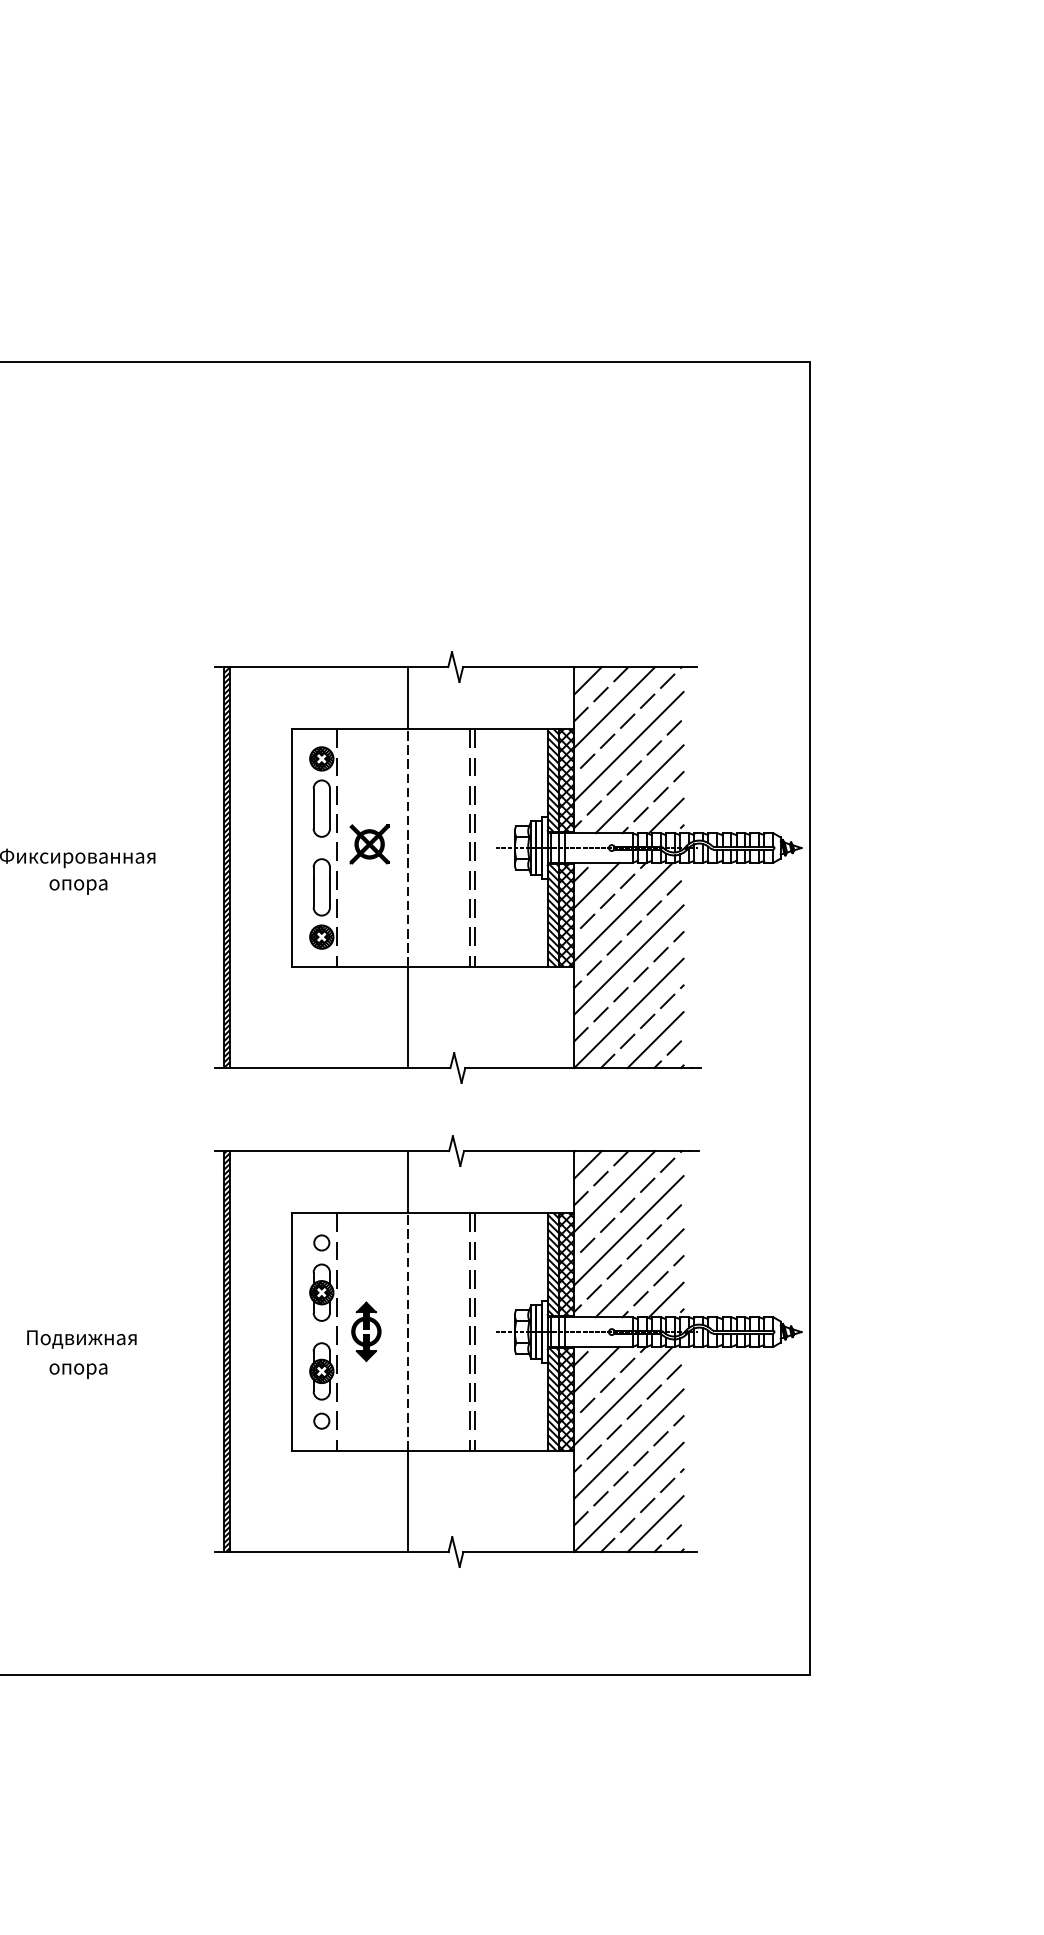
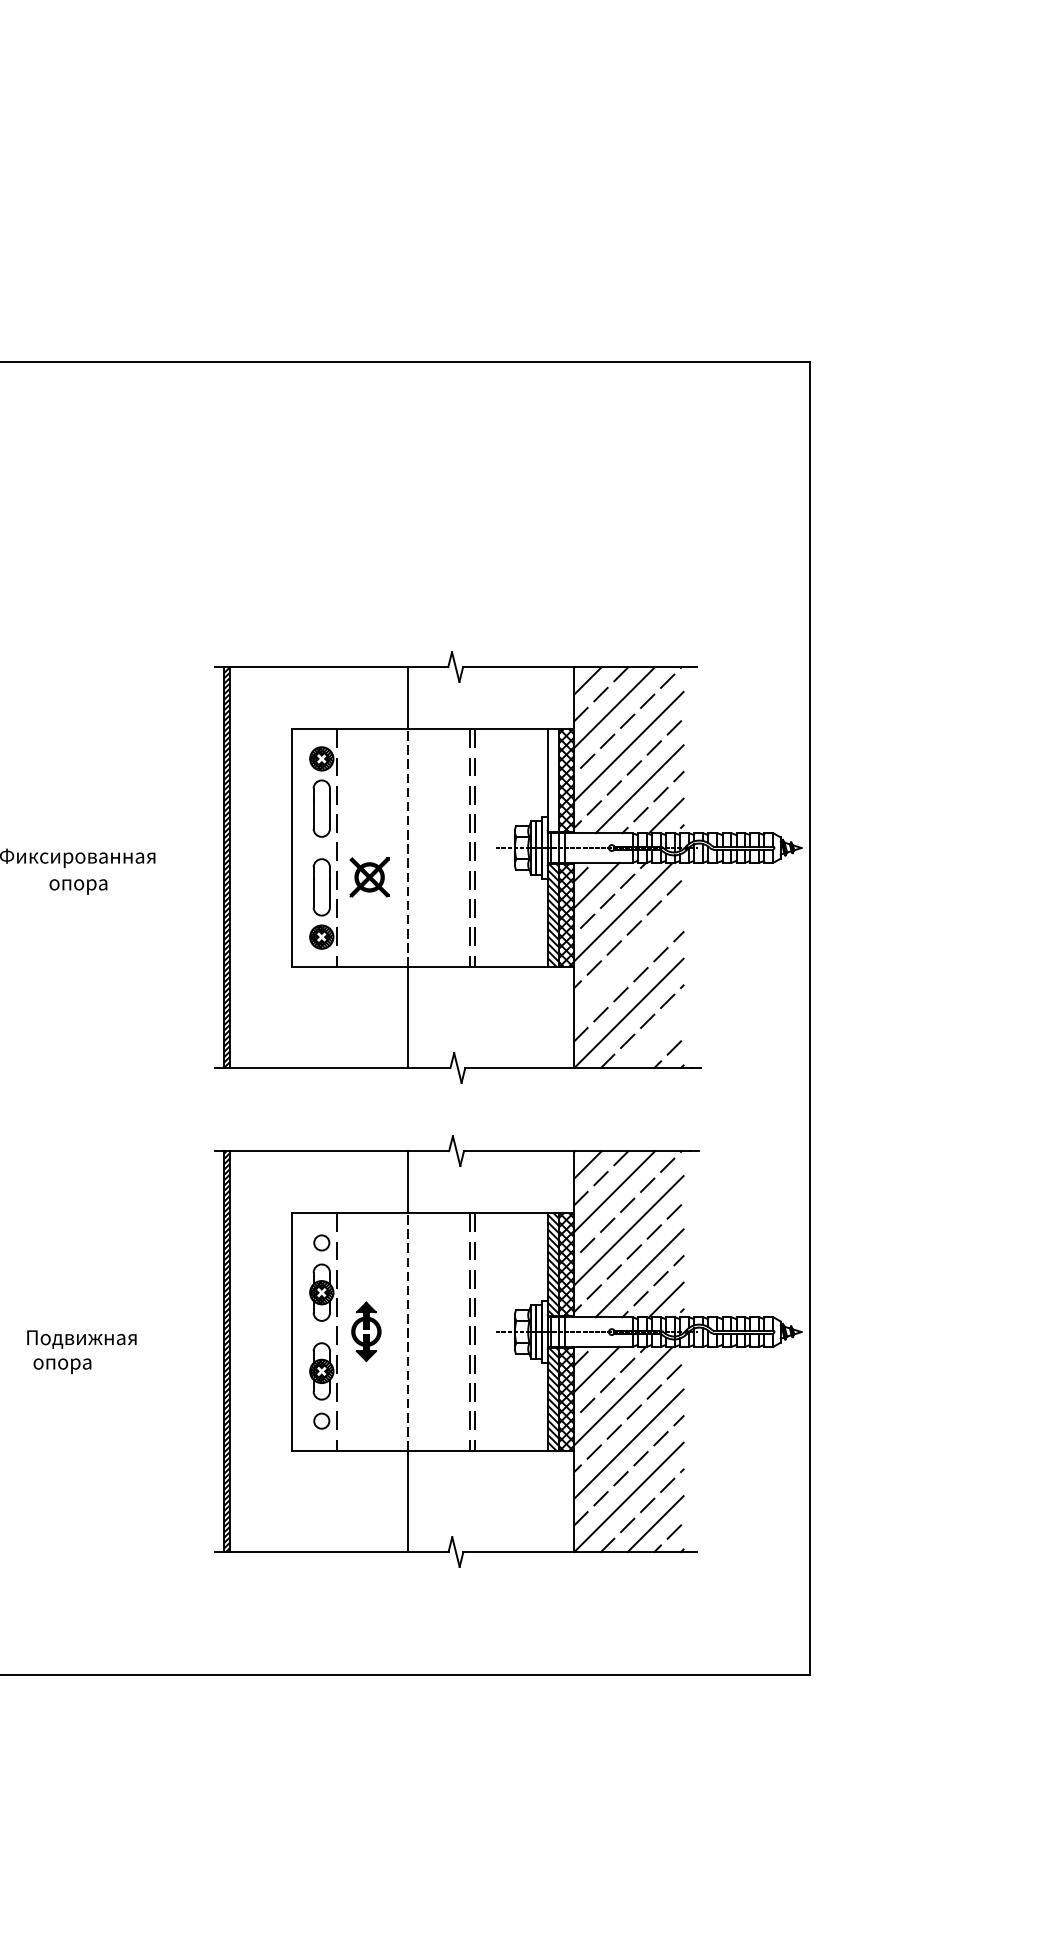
hatch: present -> none (553, 780)
part position: (369, 844) -> (369, 877) (369, 877)
line: present -> none (628, 959)
line: present -> none (655, 1040)
text position: (78, 1371) -> (62, 1366) (62, 1366)
